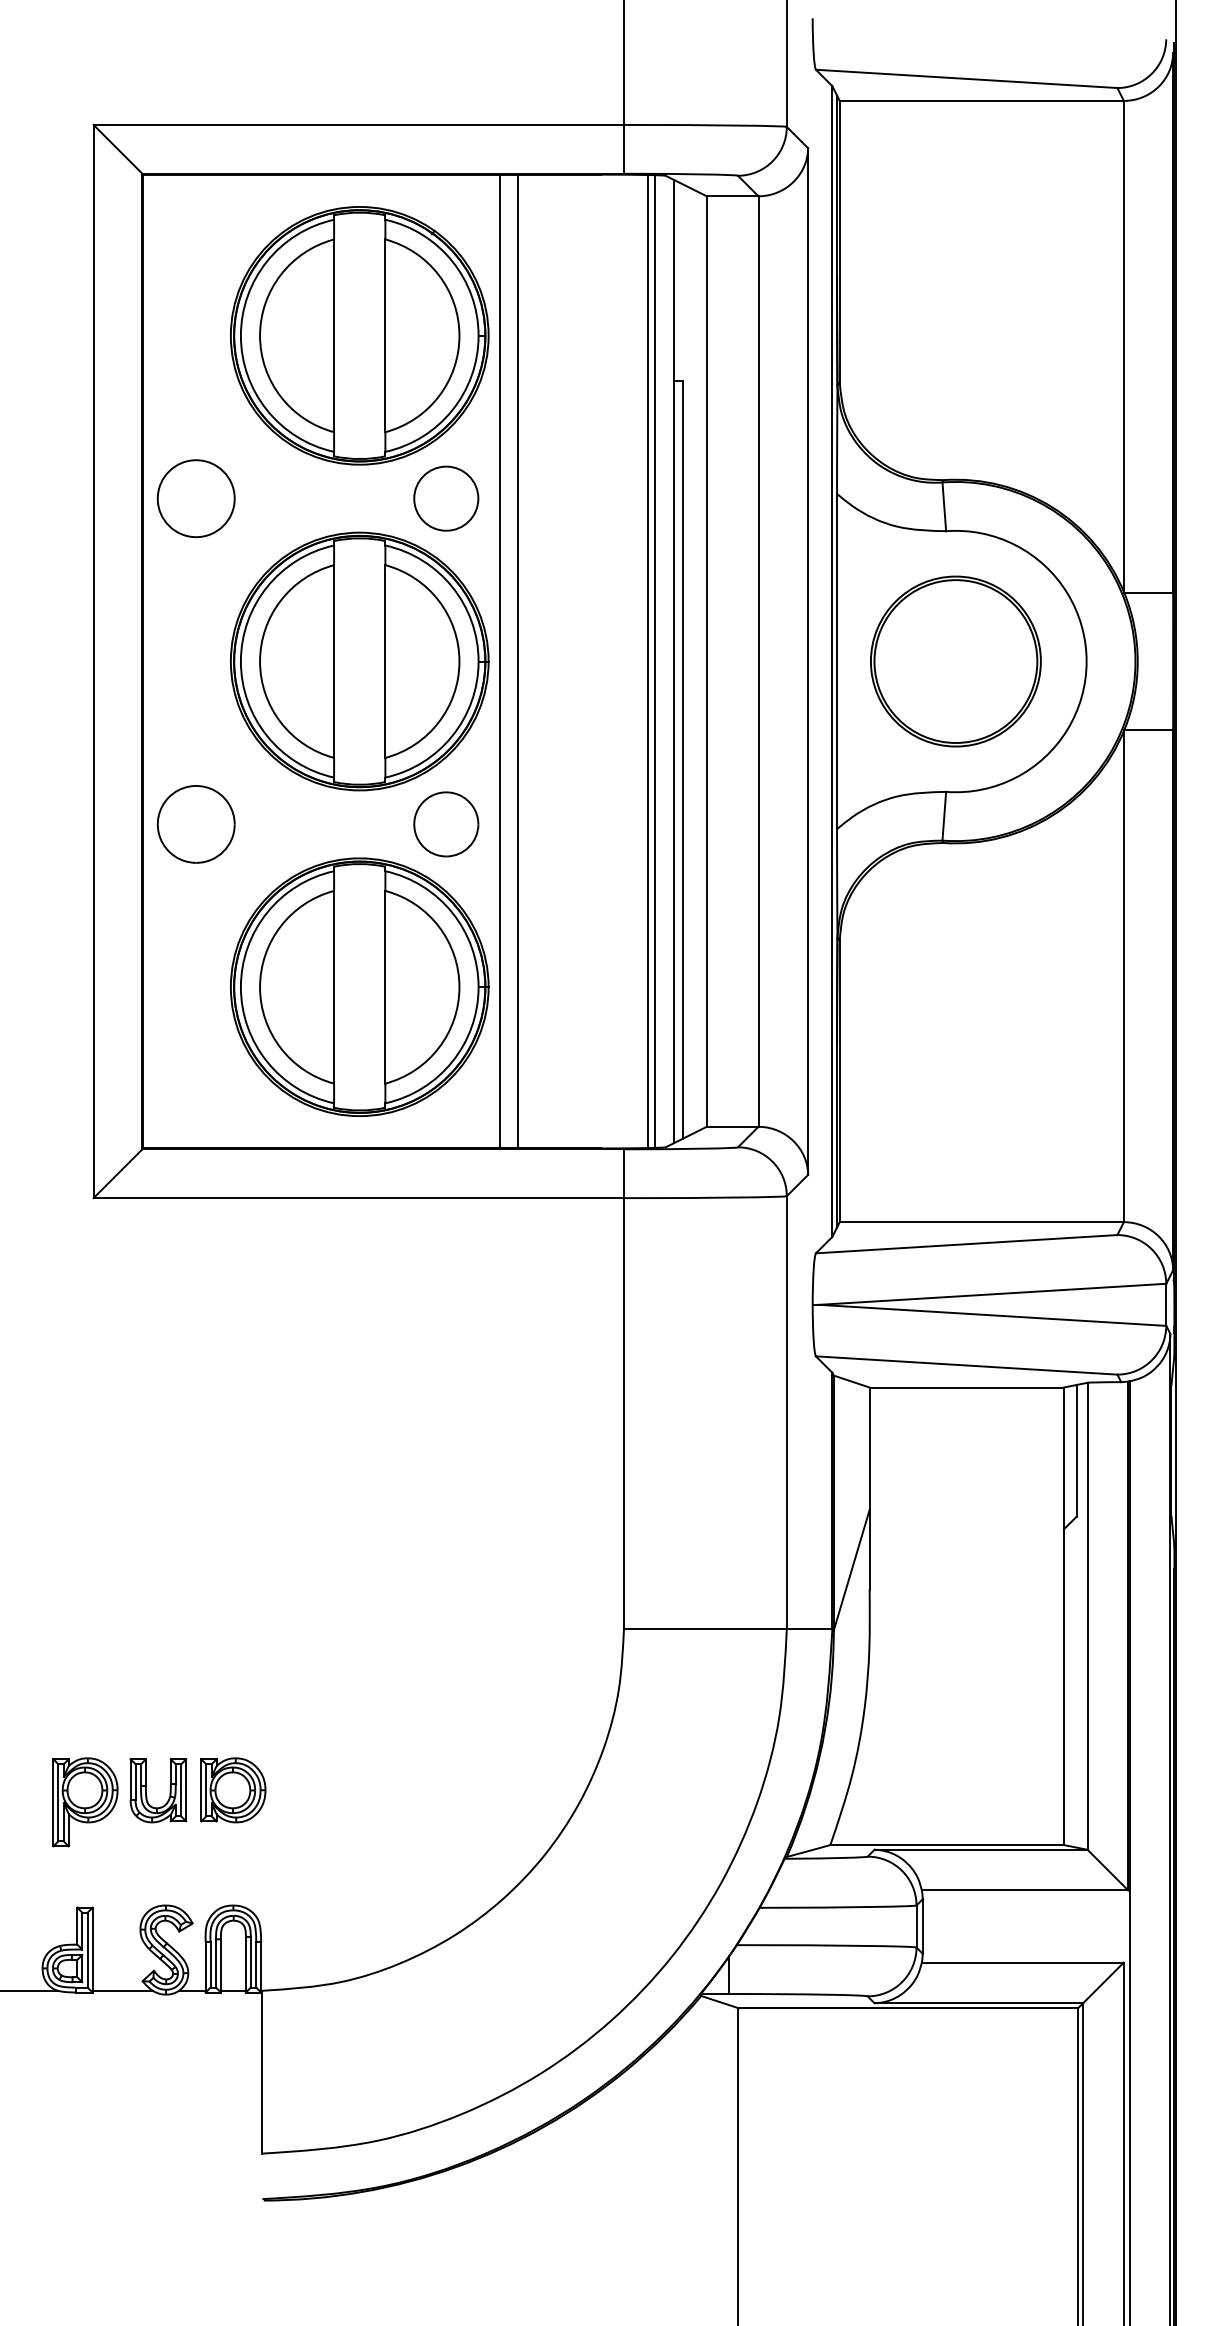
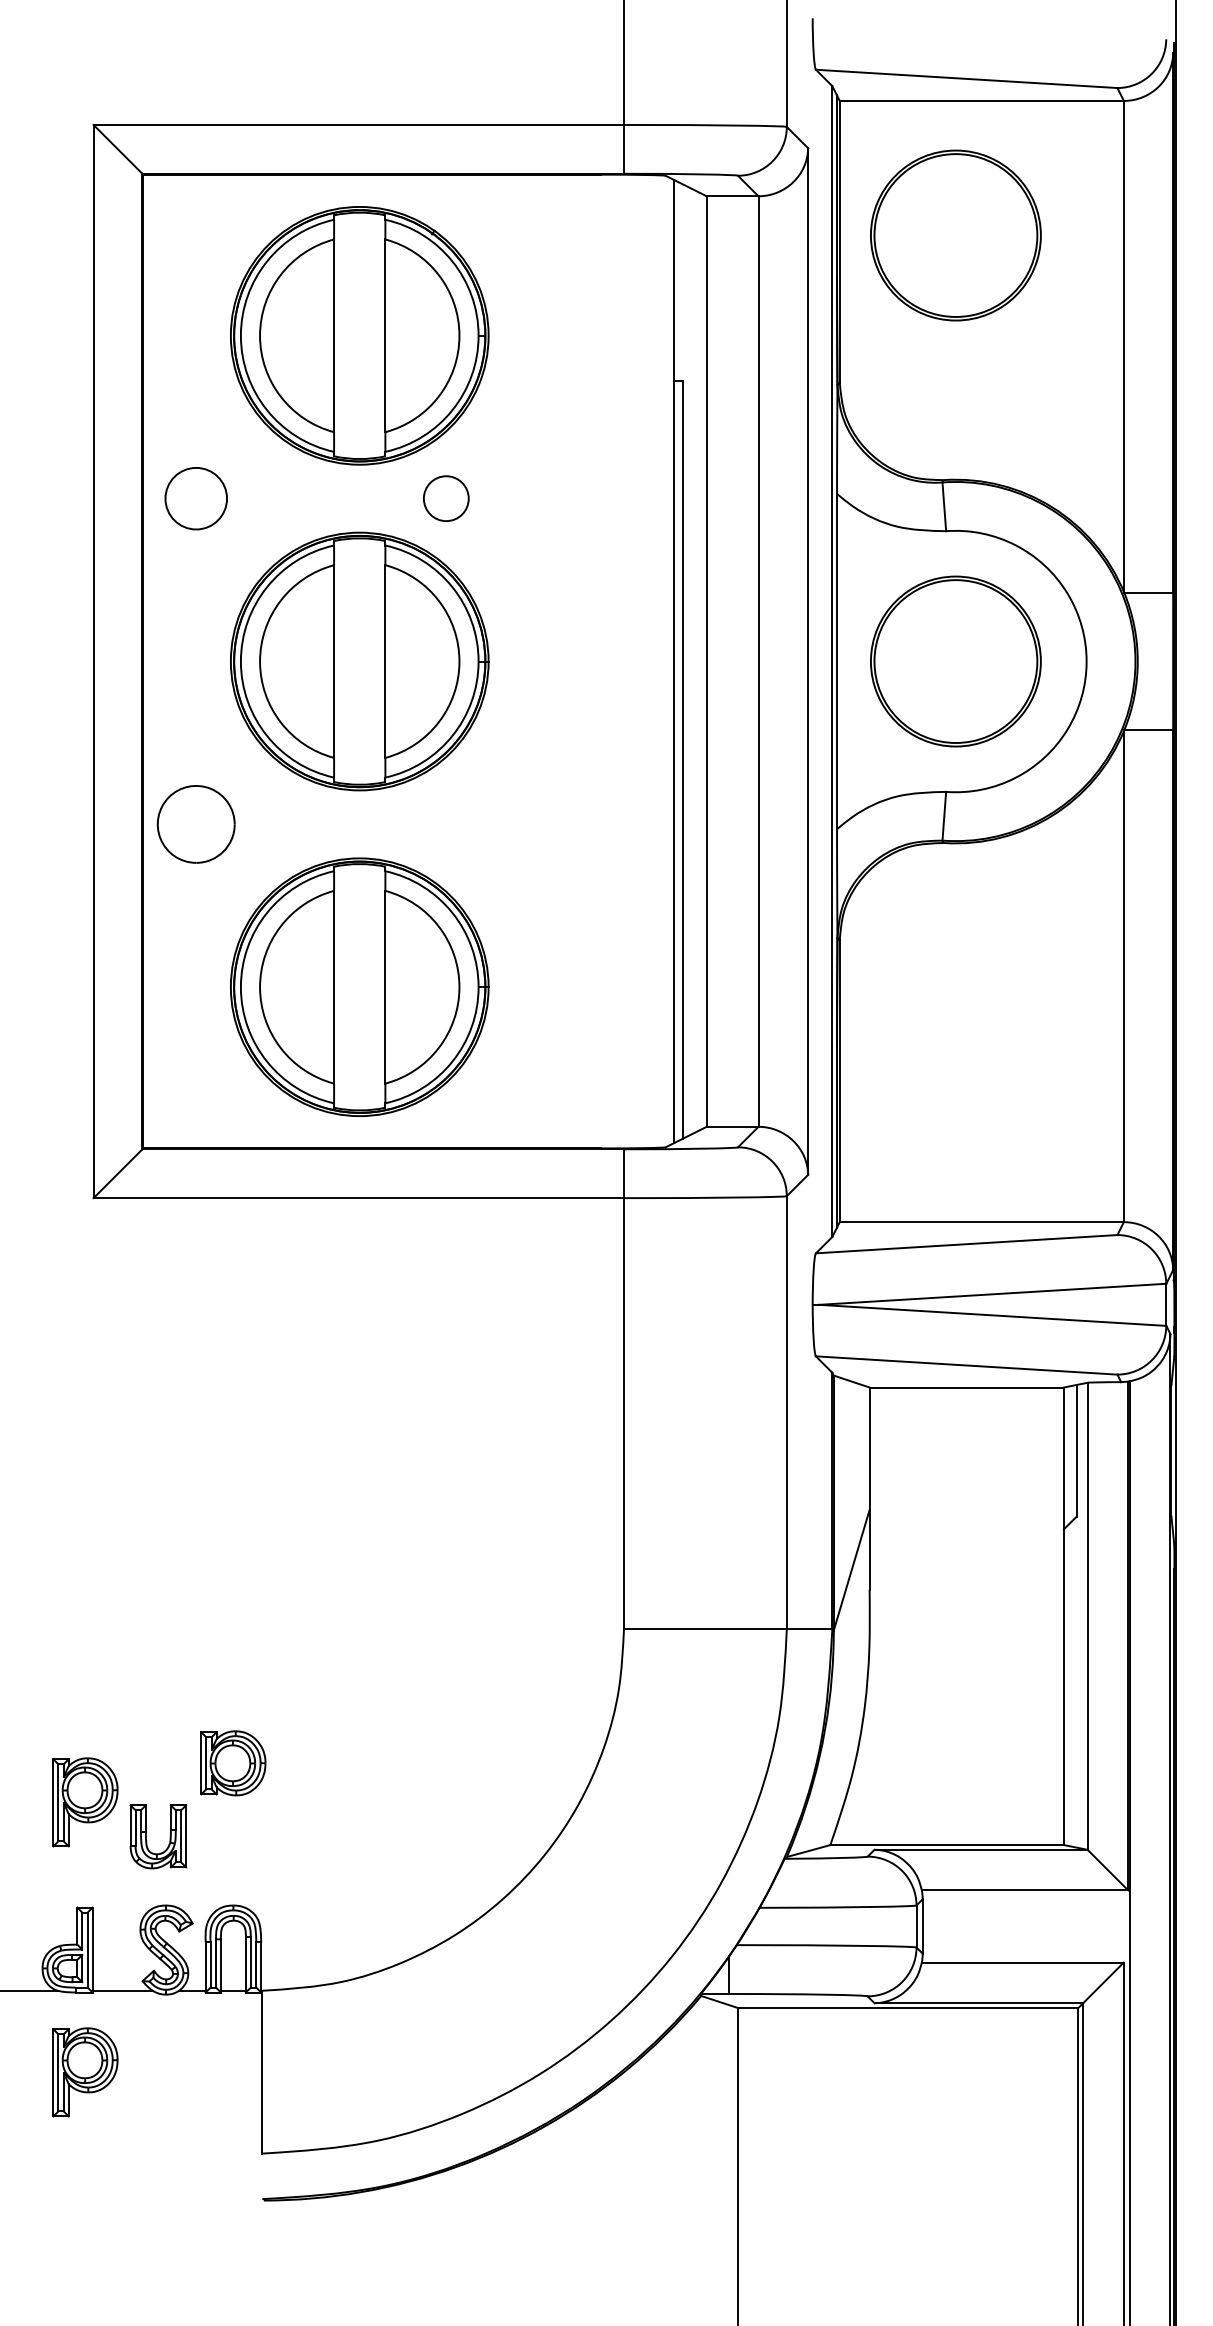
part: none -> present (955, 235)
circle diameter: 77 px -> 62 px (196, 498)
circle diameter: 64 px -> 45 px (445, 498)
line: present -> none (499, 661)
line: present -> none (517, 661)
line: present -> none (648, 661)
line: present -> none (654, 661)
part: present -> none (446, 824)
part position: (169, 1790) -> (169, 1836) (169, 1836)
part position: (233, 1790) -> (233, 1763) (233, 1763)
part: none -> present (85, 2072)
